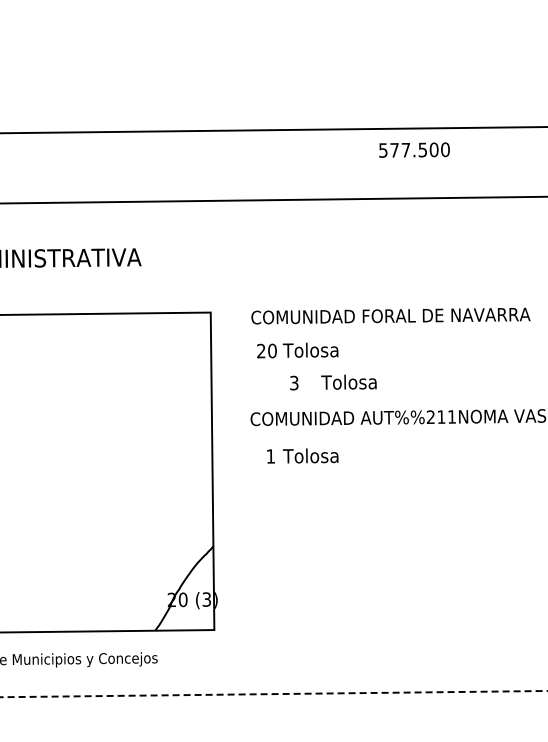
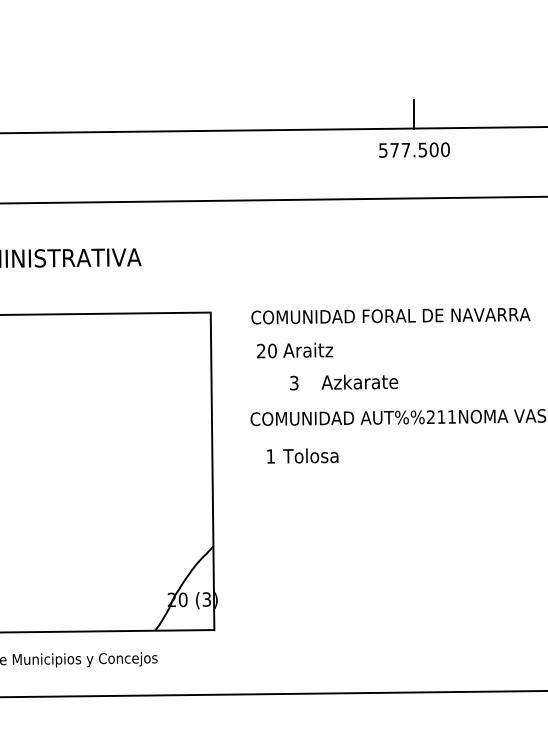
line: none -> present (414, 113)
text: Tolosa -> Araitz (310, 349)
text: Tolosa -> Azkarate (359, 381)
line: dashed -> solid (274, 694)
